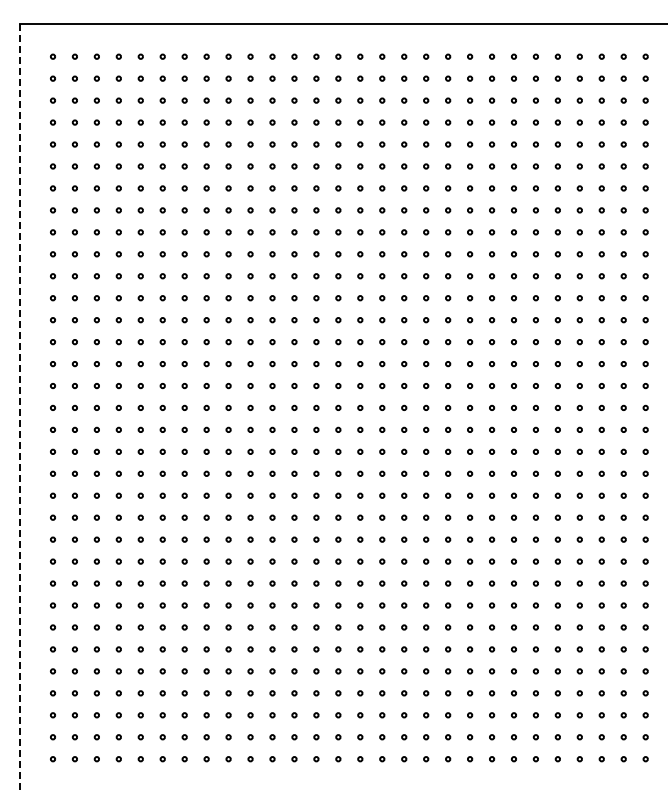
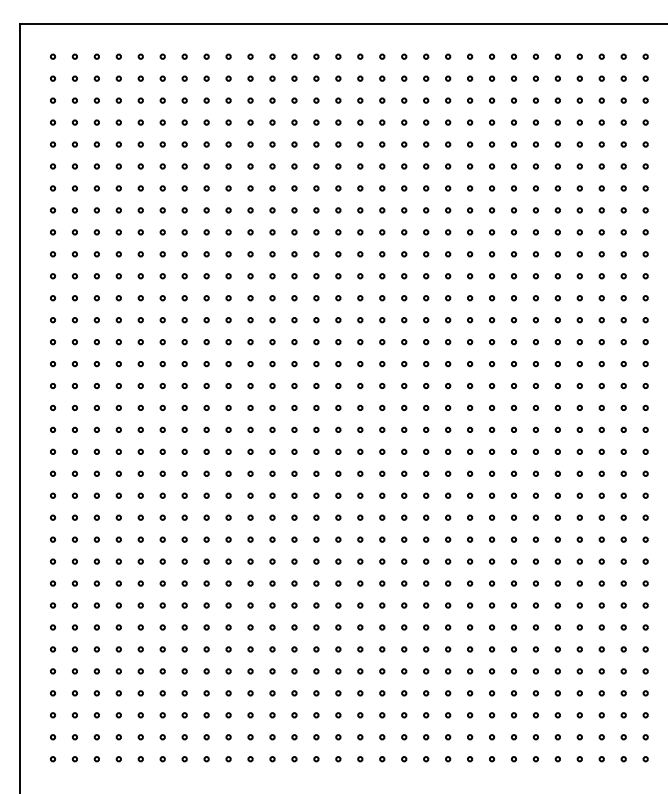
line: dashed -> solid (20, 408)
